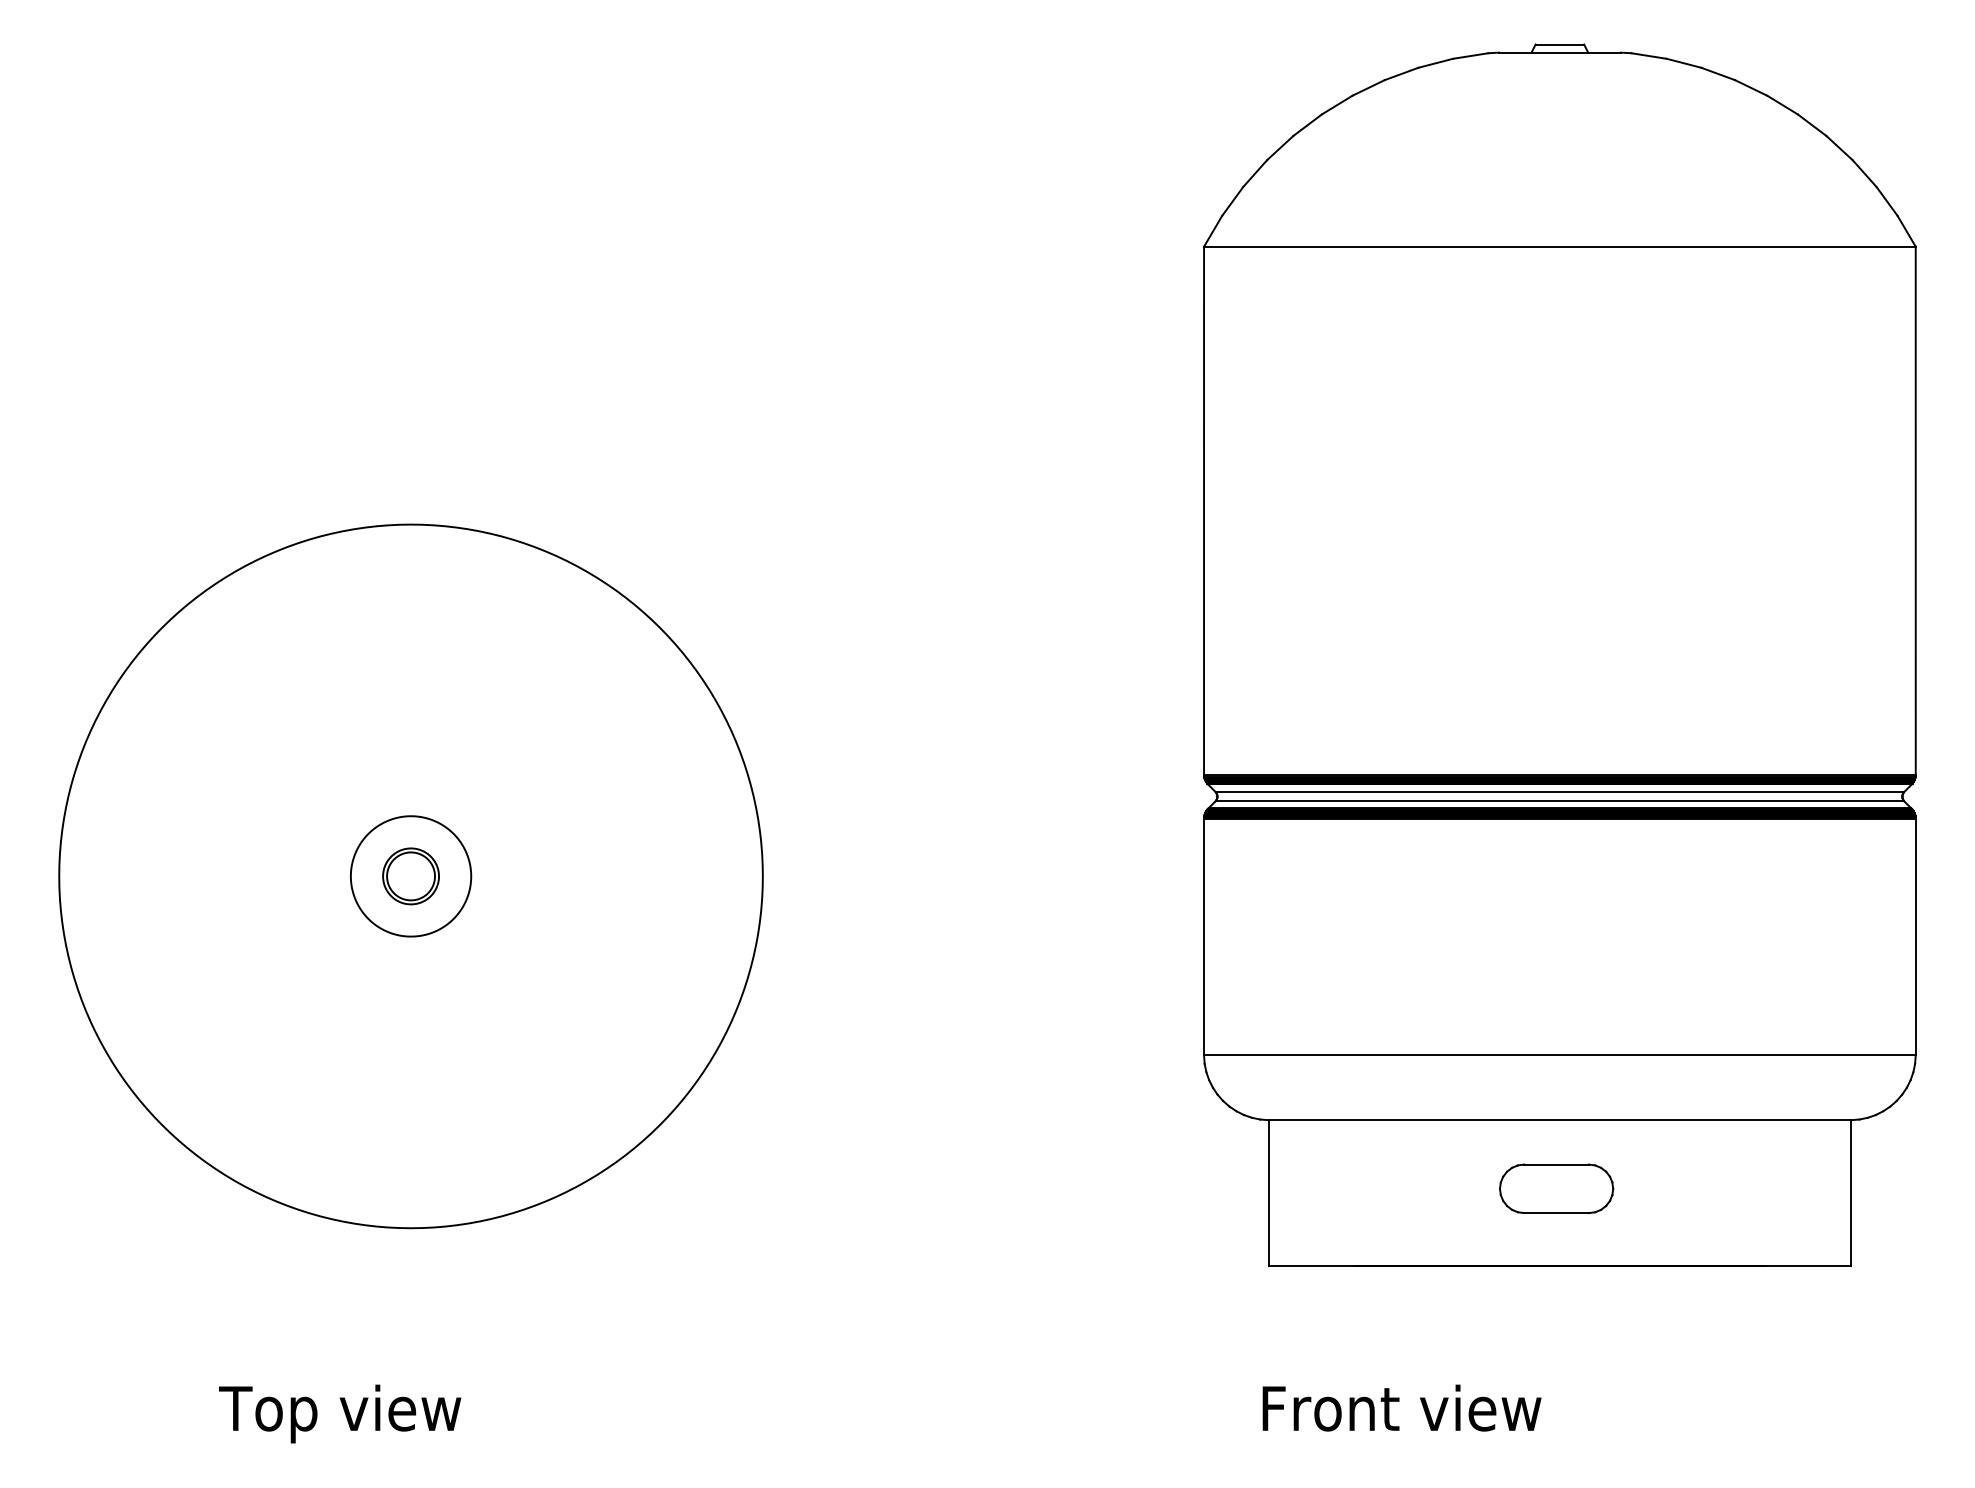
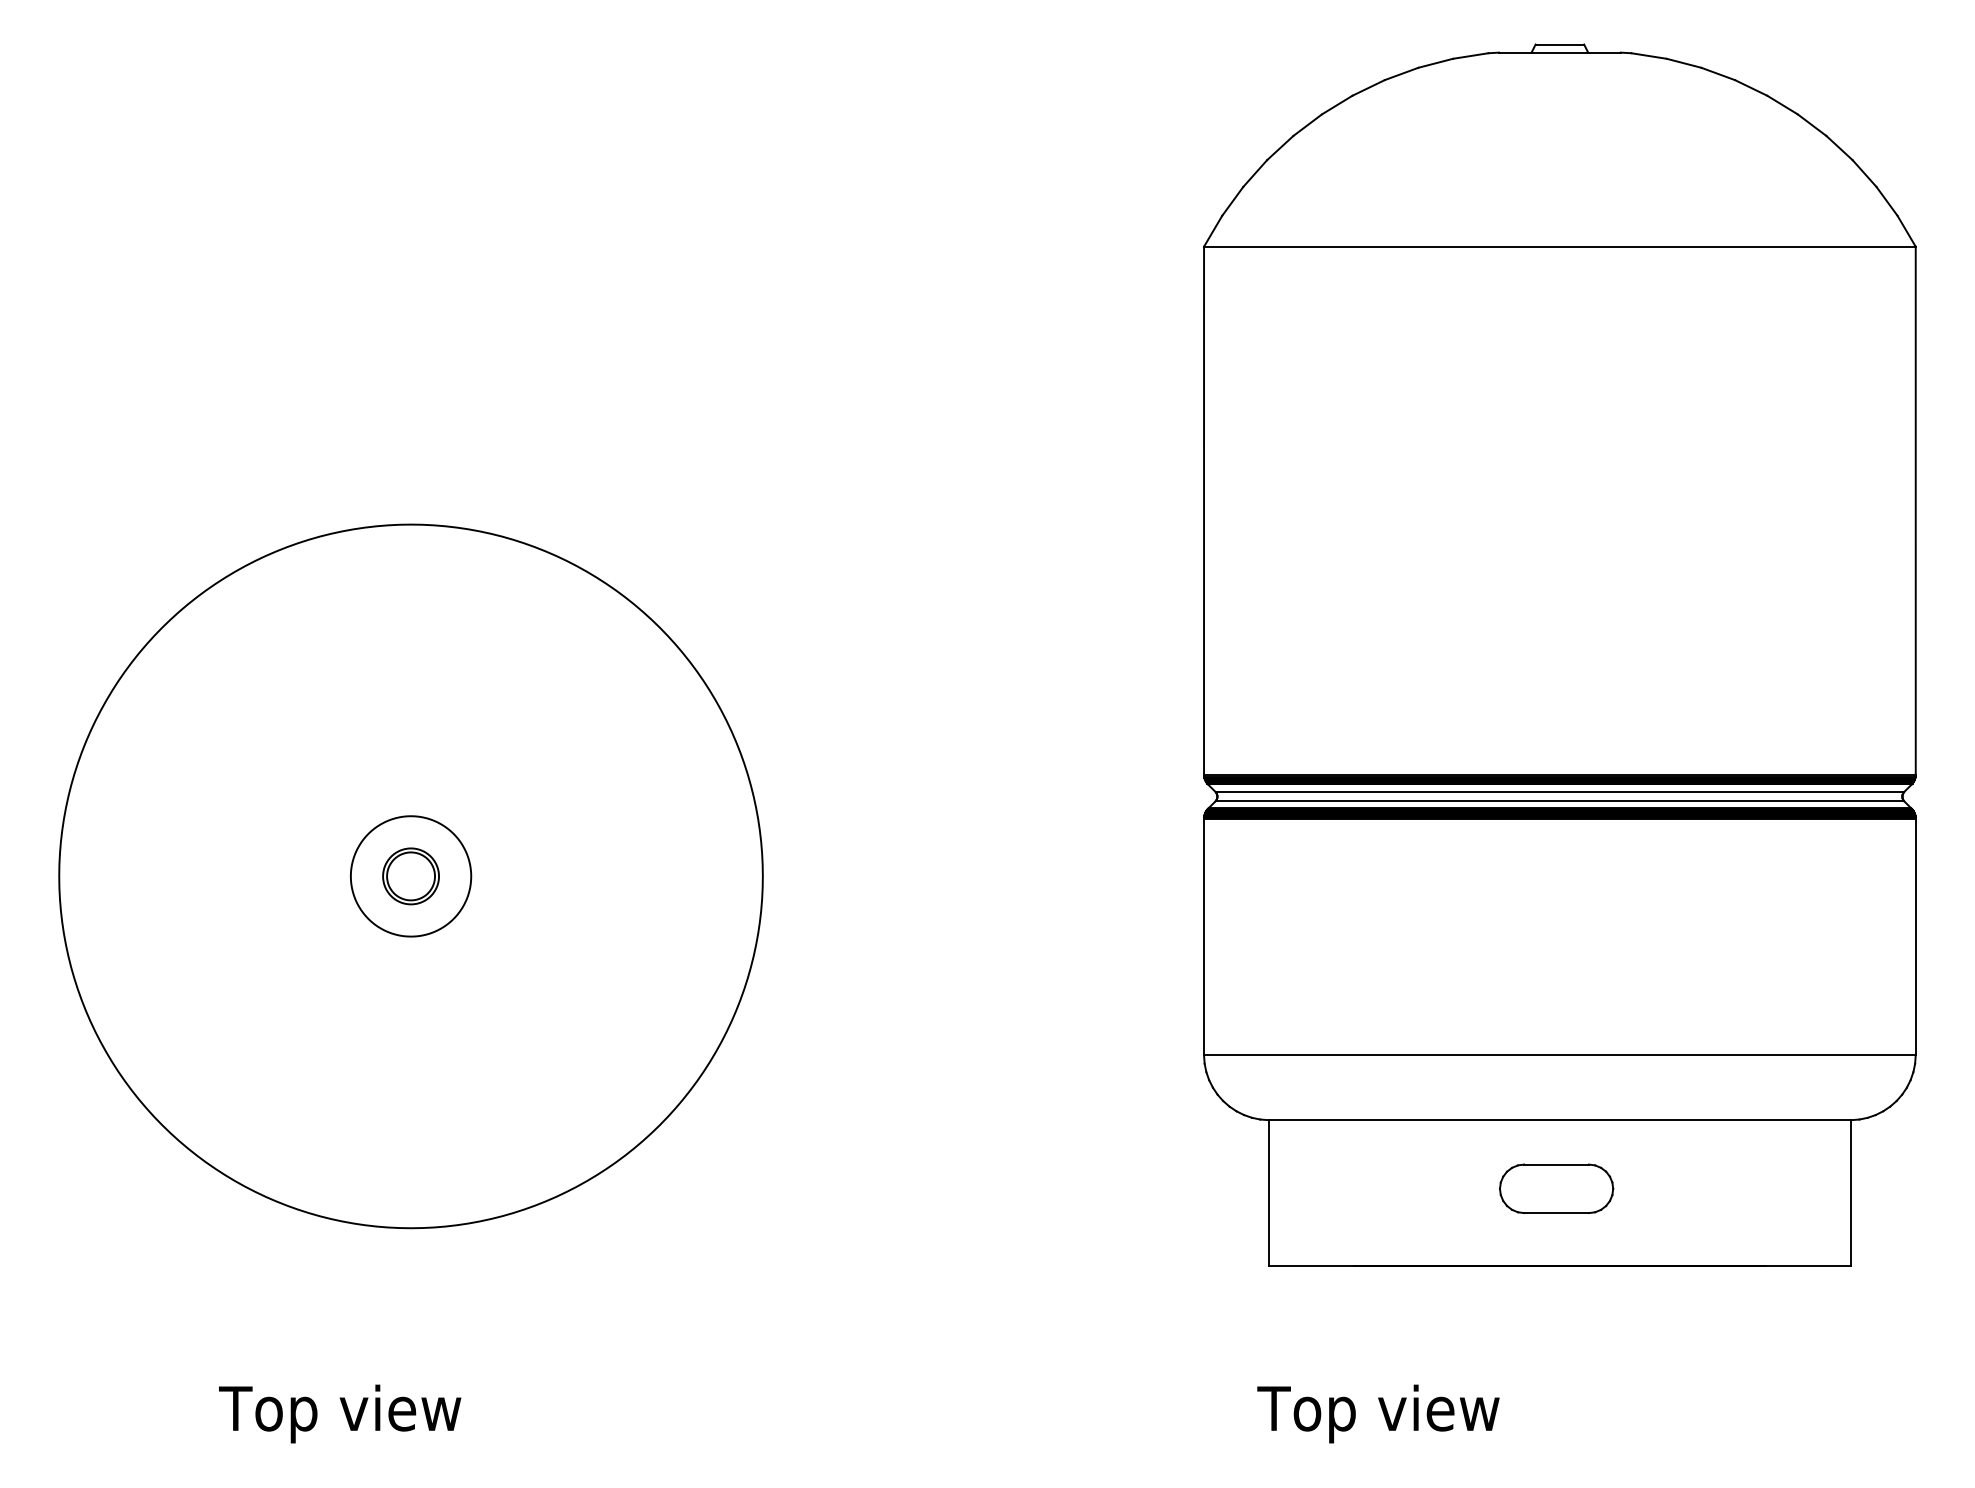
text: Front view -> Top view (1399, 1413)
